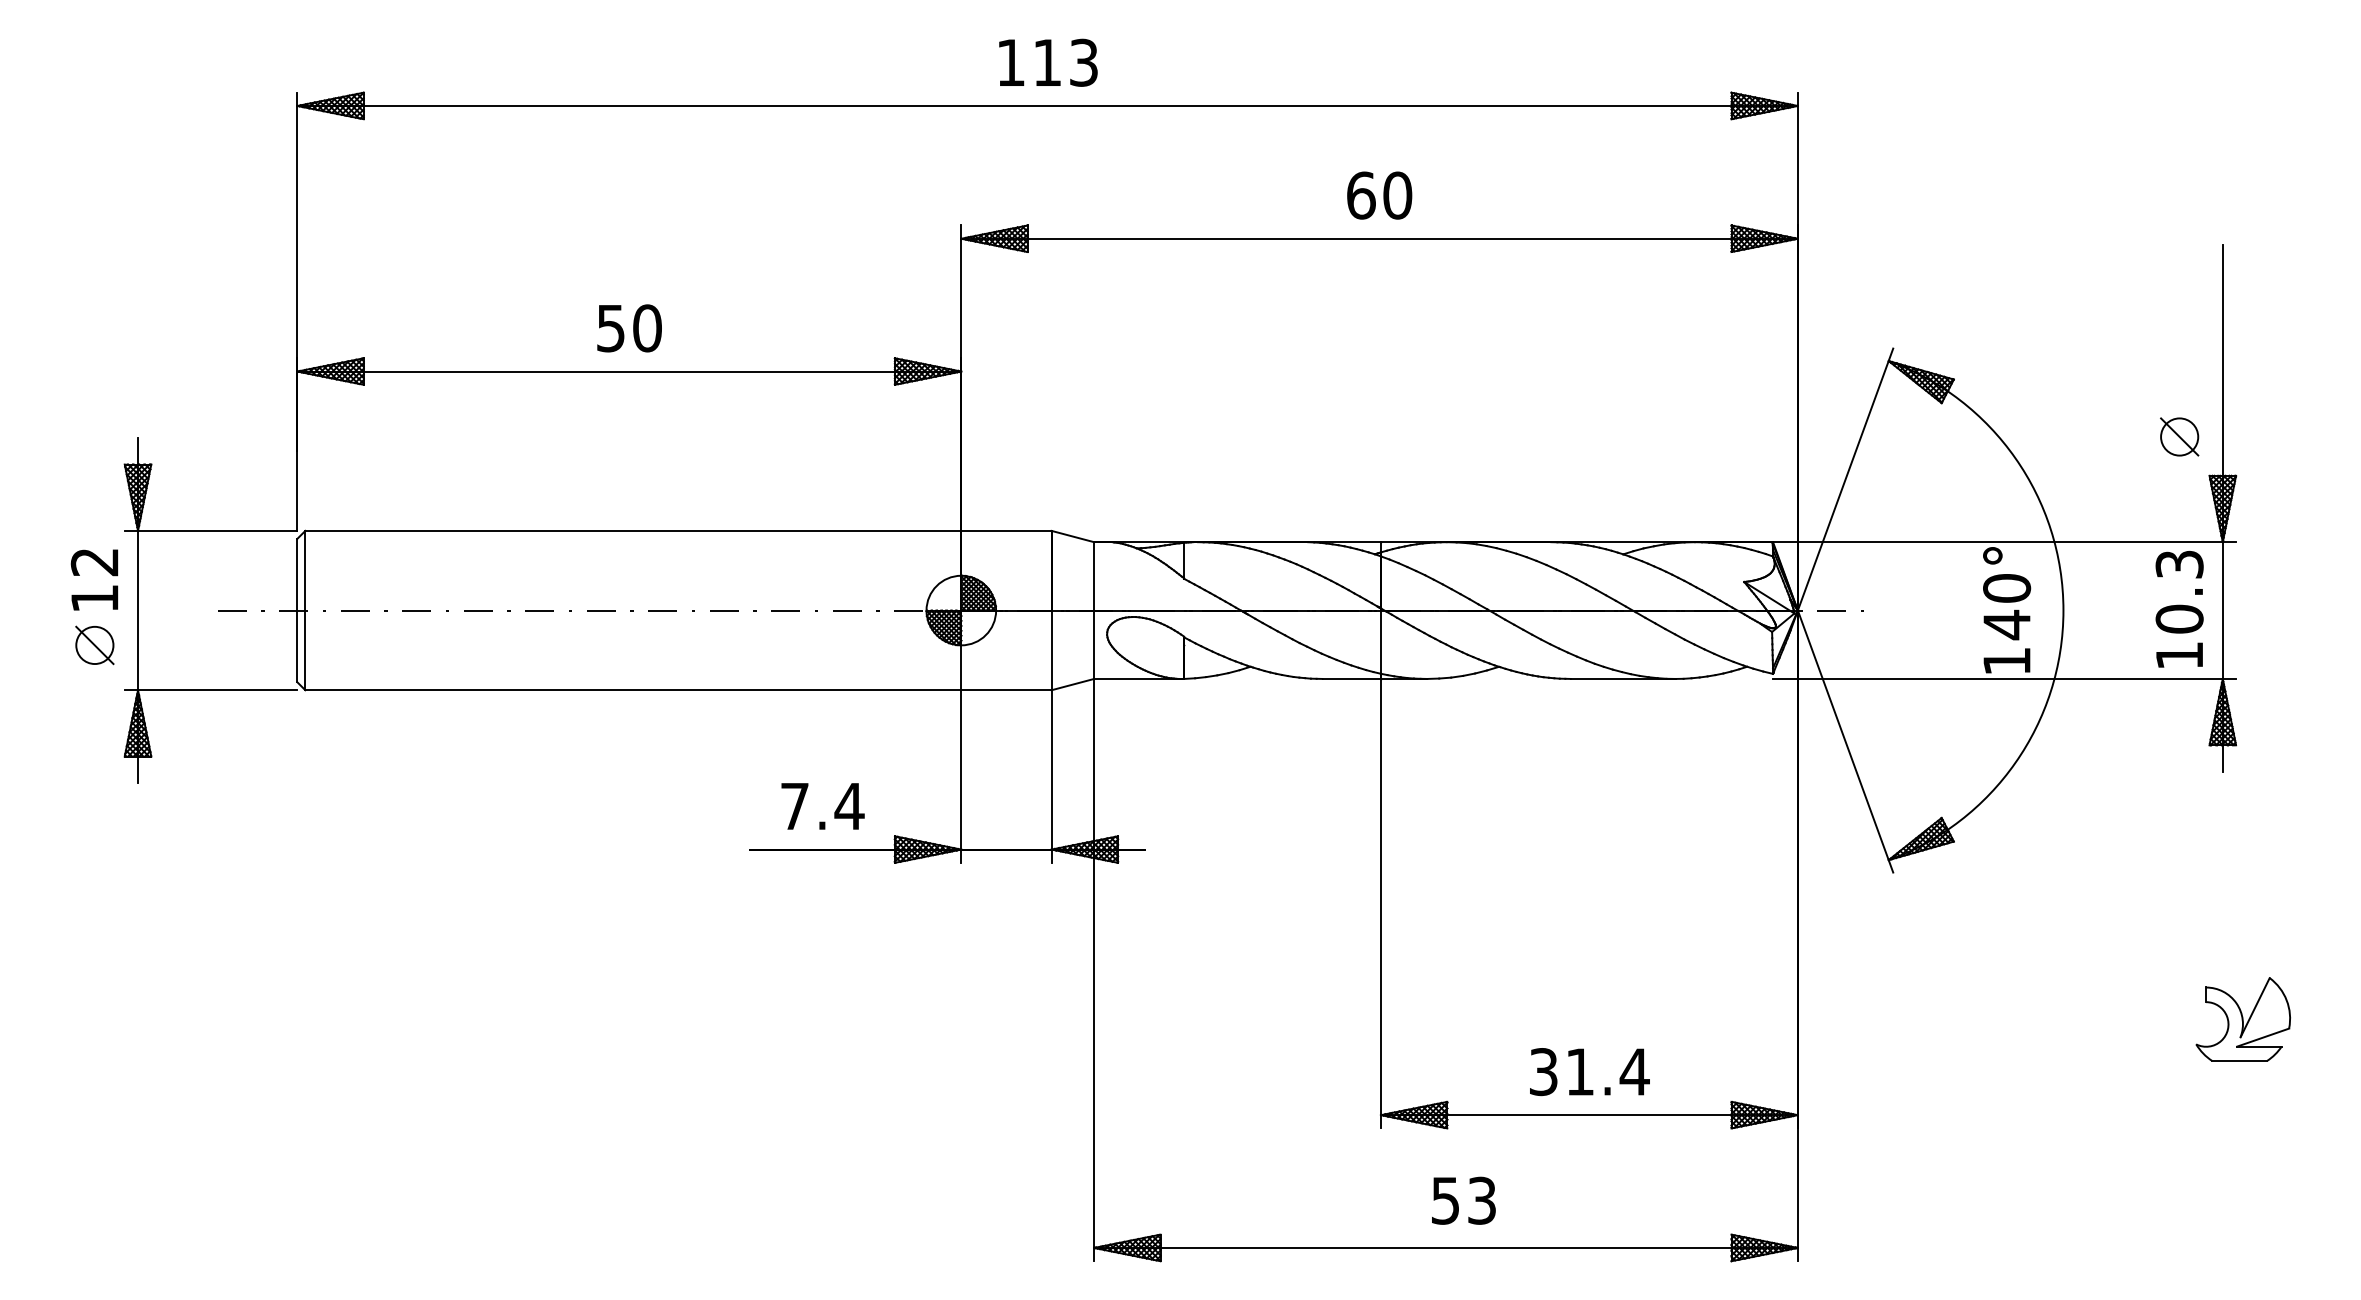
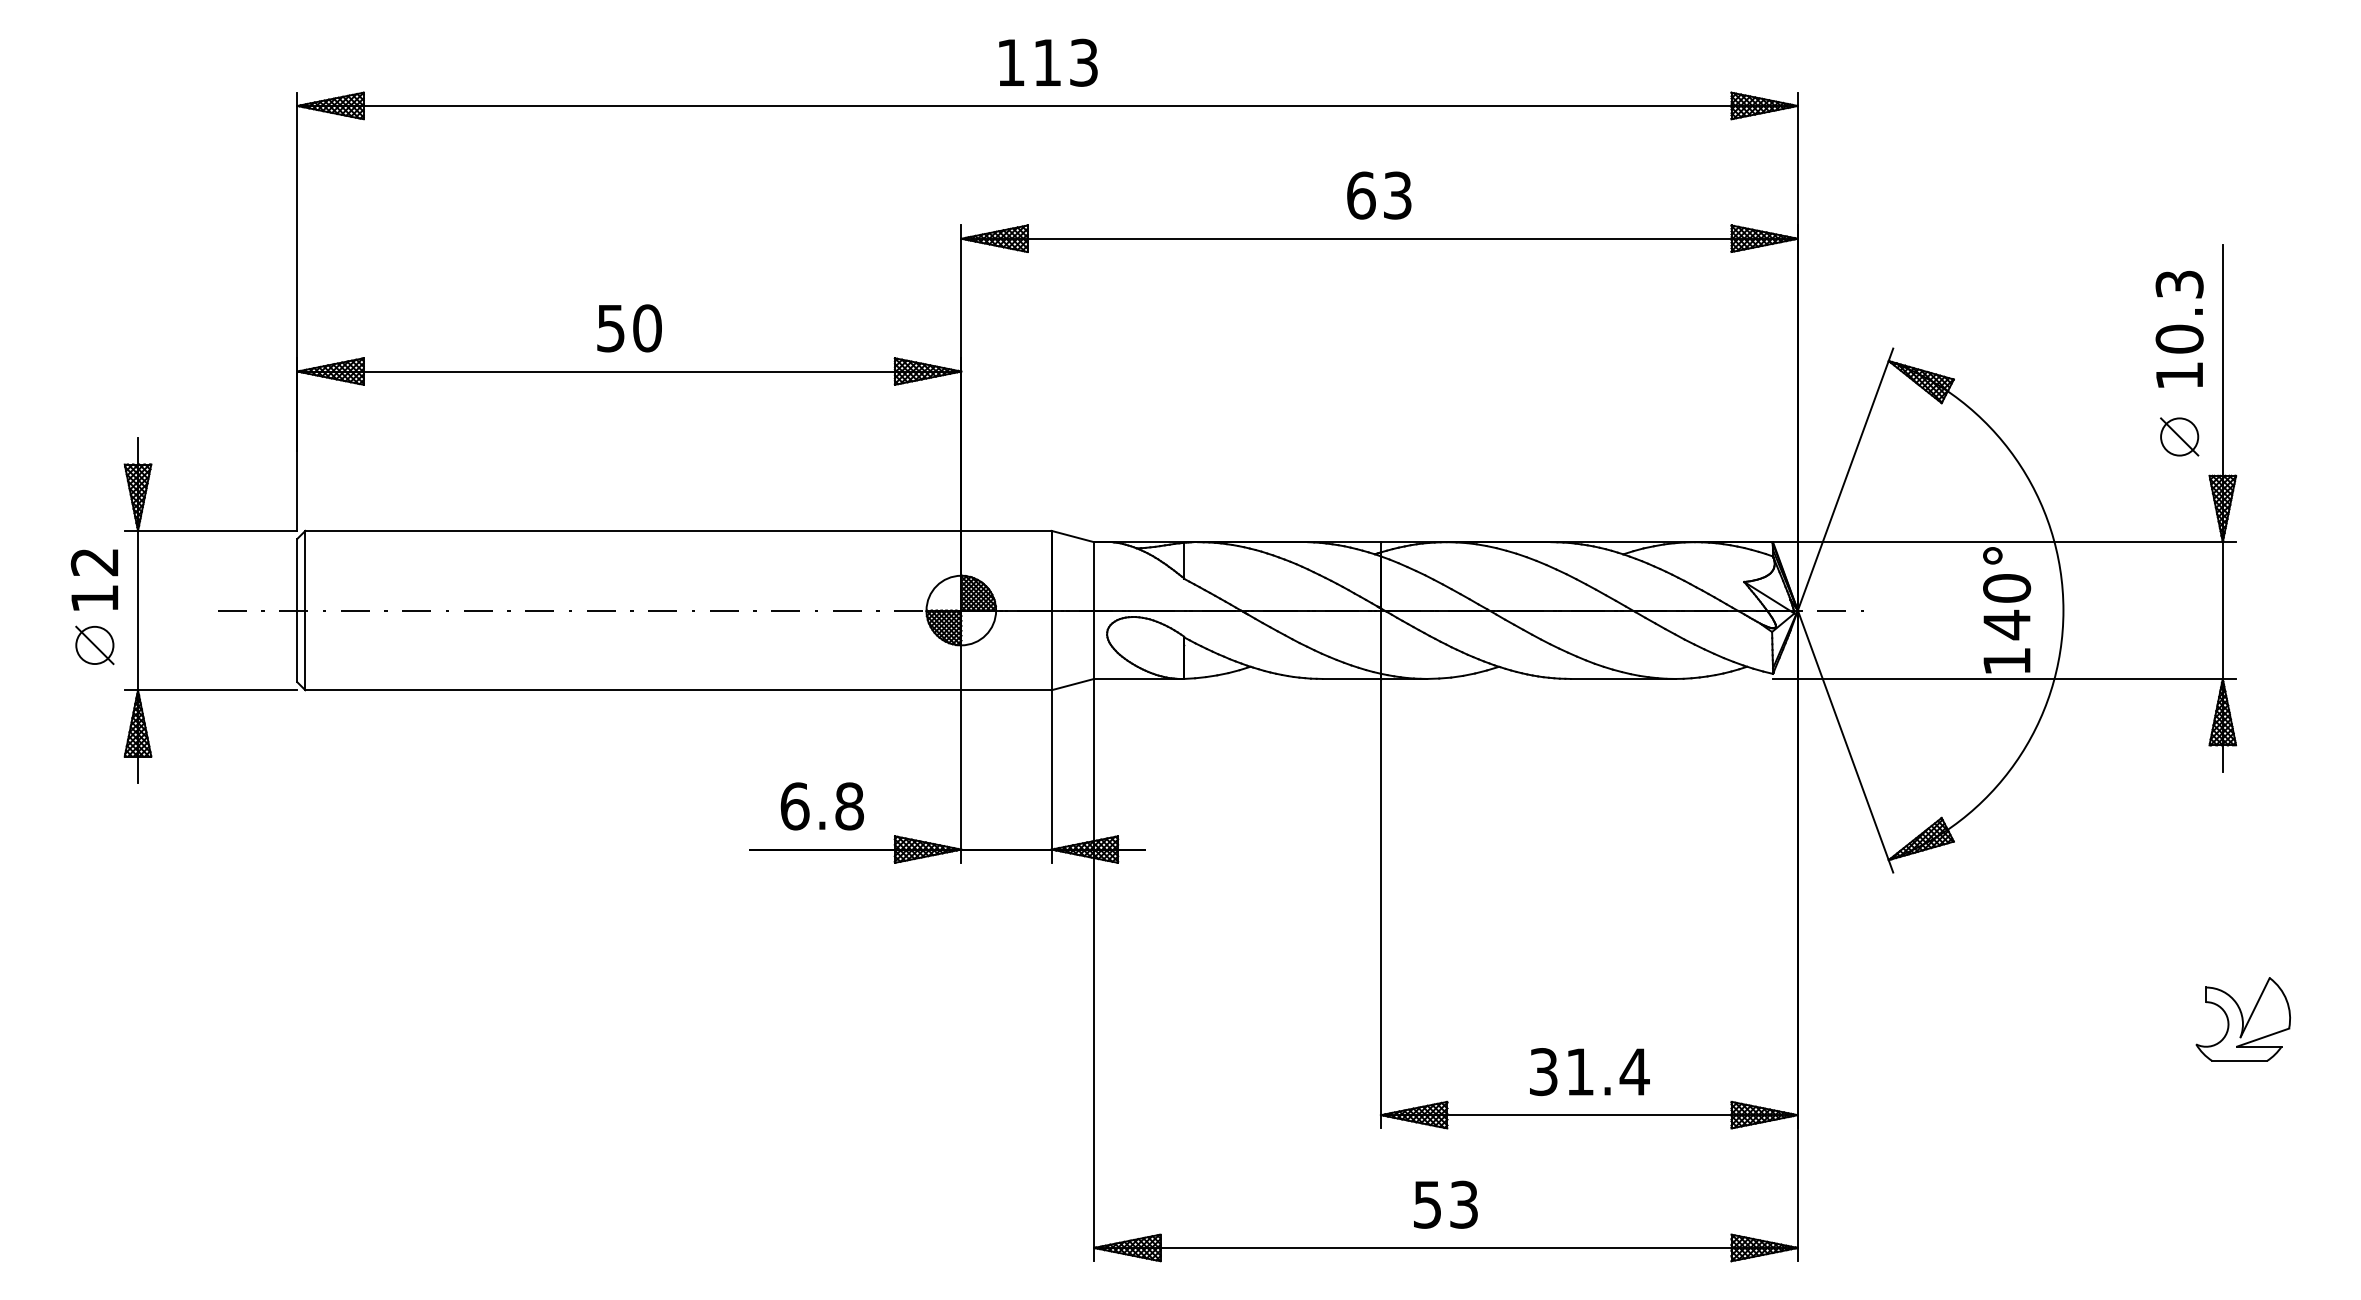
text: 60 -> 63 (1397, 195)
text position: (2179, 608) -> (2179, 328) (2179, 328)
text: 7.4 -> 6.8 (822, 806)
text position: (1463, 1200) -> (1445, 1204) (1445, 1204)
